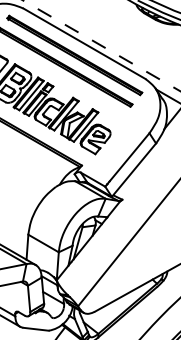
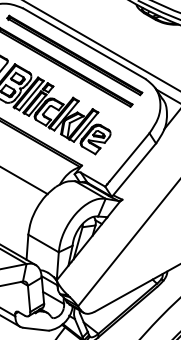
line: dashed -> solid (102, 46)
line: none -> present (24, 181)
